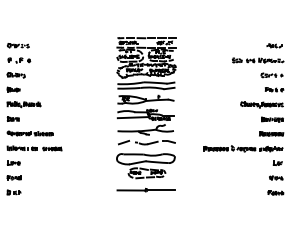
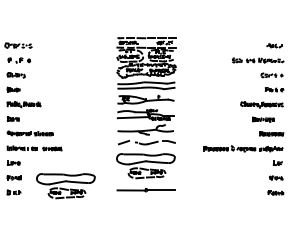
part size: 24x6 px -> 29x7 px (18, 45)
part position: (272, 119) -> (263, 119) (263, 119)
part: none -> present (65, 186)
